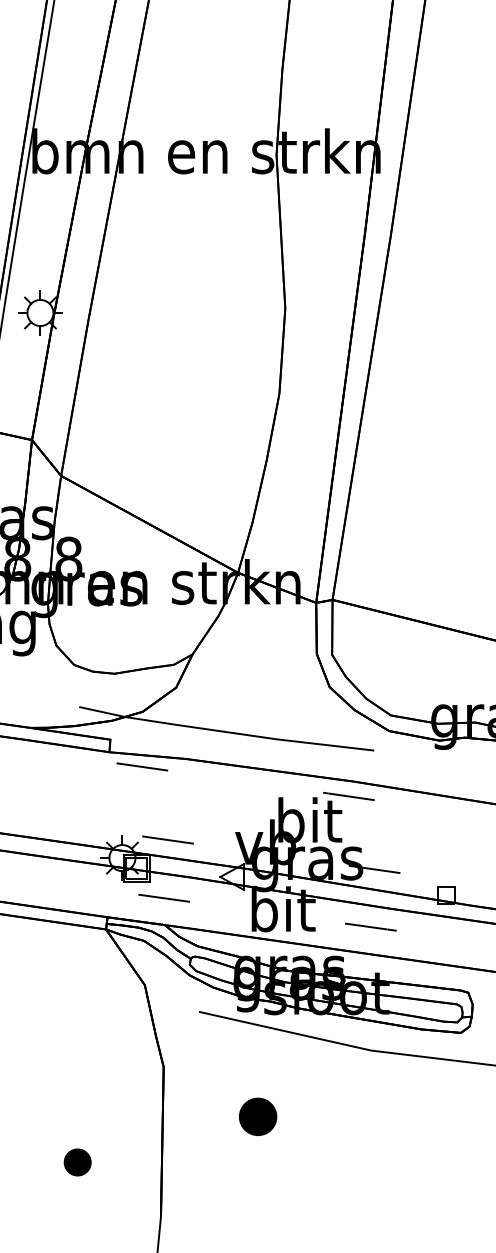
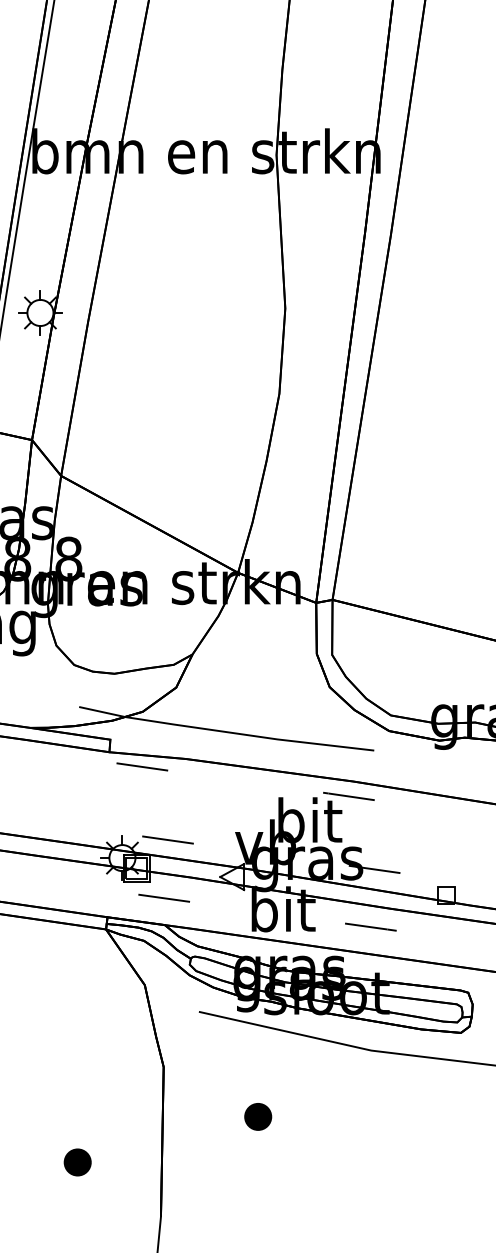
part size: 39x39 px -> 29x28 px (258, 1116)
